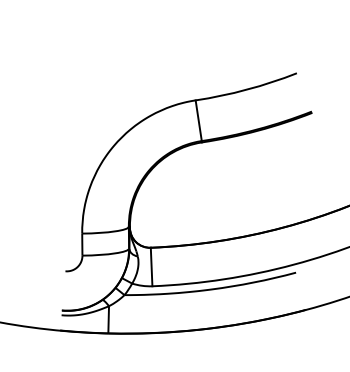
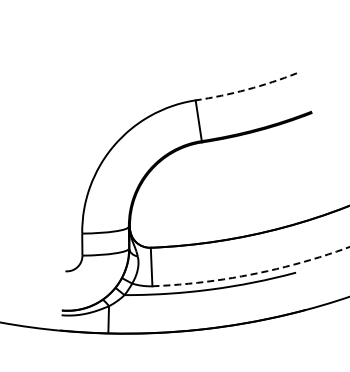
arc: solid -> dashed (247, 89)
arc: solid -> dashed (253, 274)
